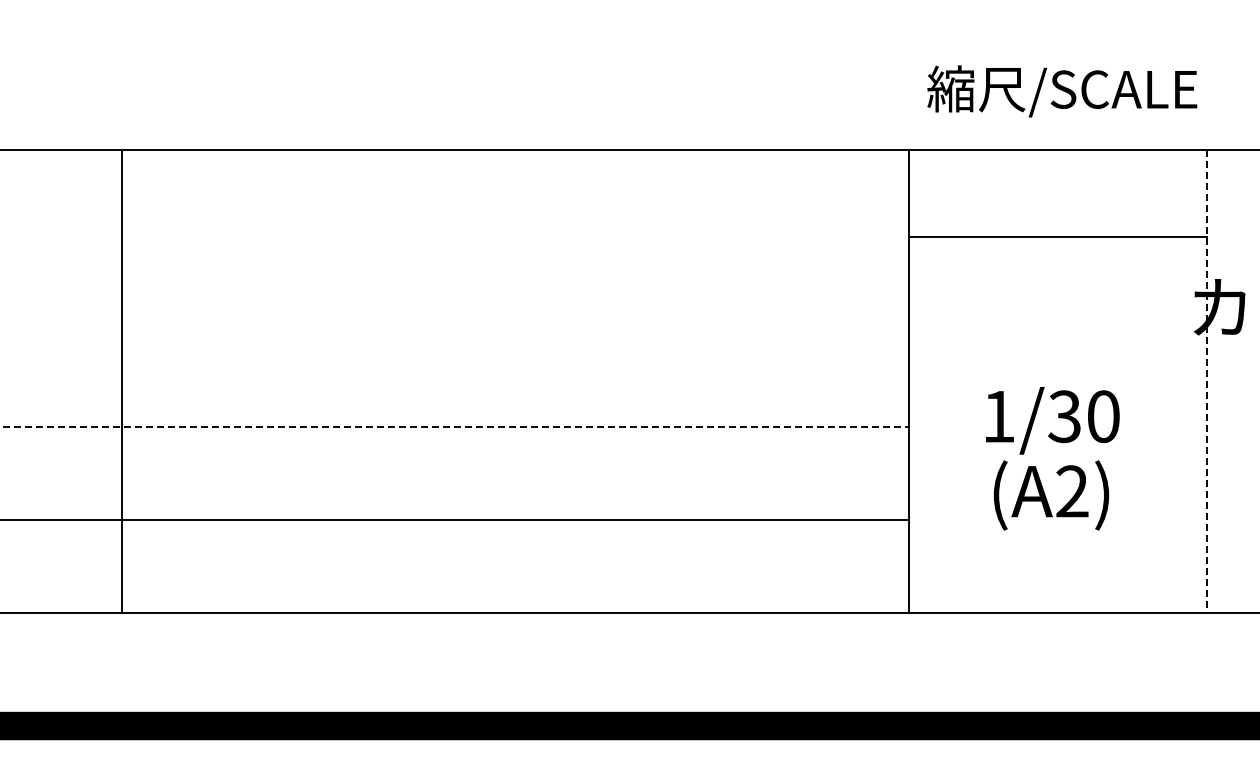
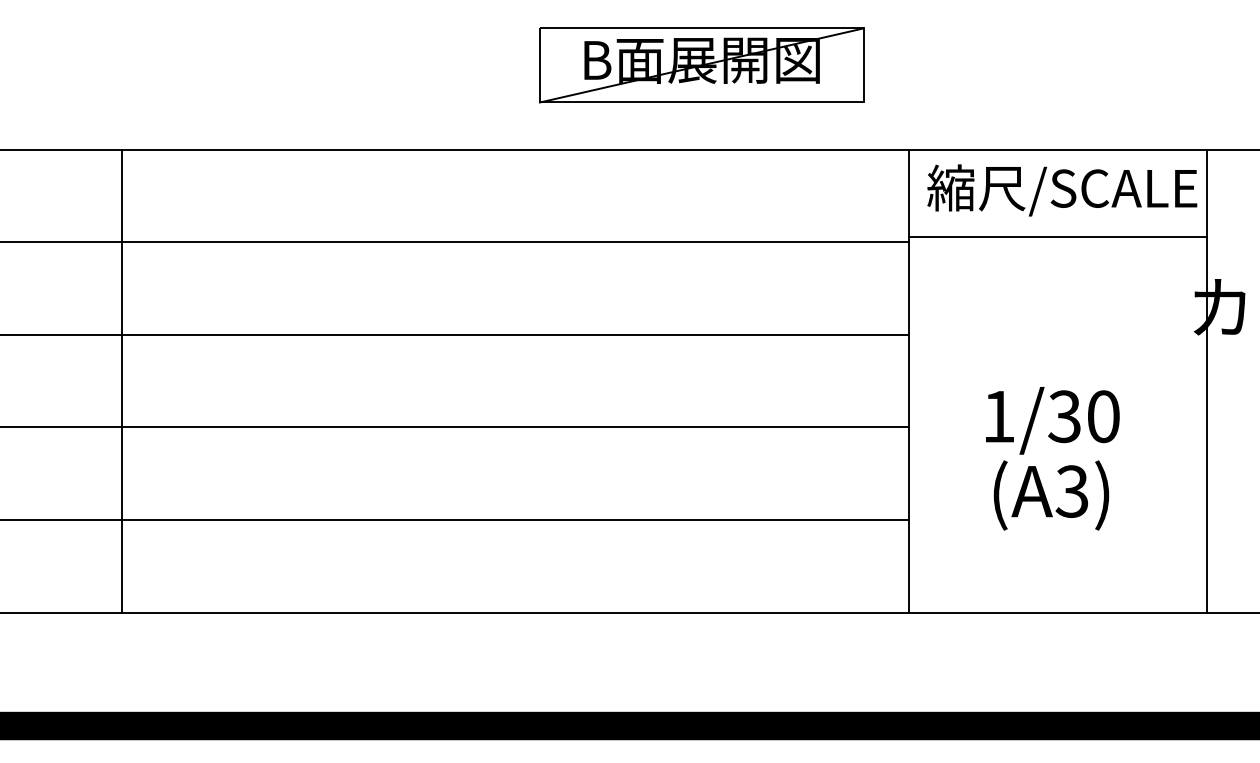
part: none -> present (701, 65)
text position: (1062, 91) -> (1062, 190) (1062, 190)
line: none -> present (455, 242)
line: none -> present (455, 334)
line: dashed -> solid (1206, 381)
line: dashed -> solid (455, 427)
text: (A2) -> (A3) (1071, 491)
